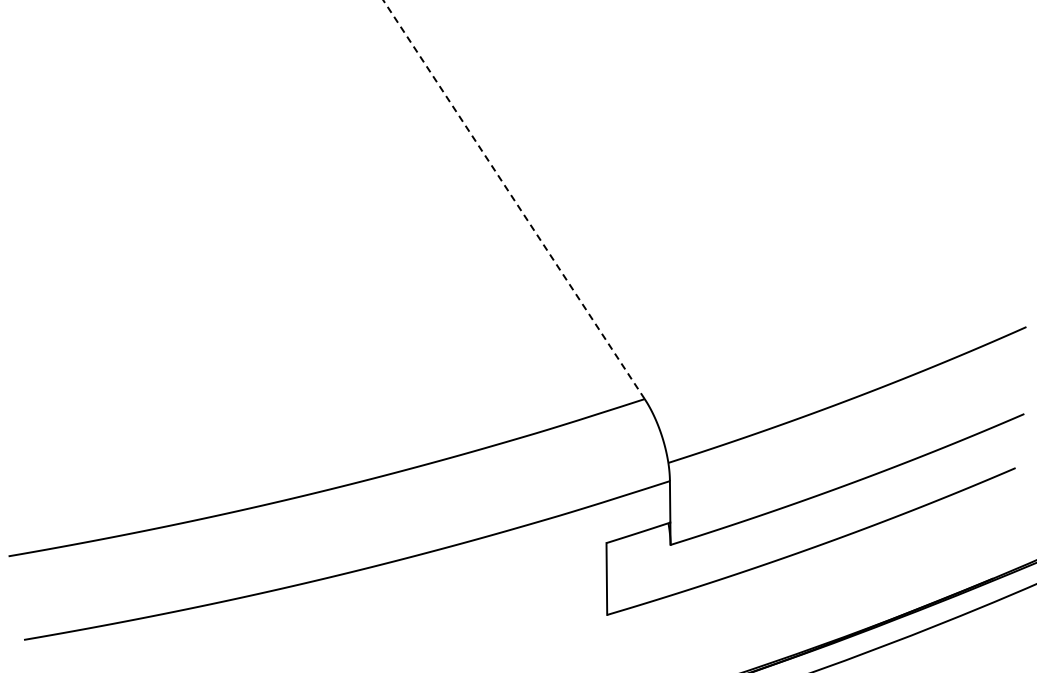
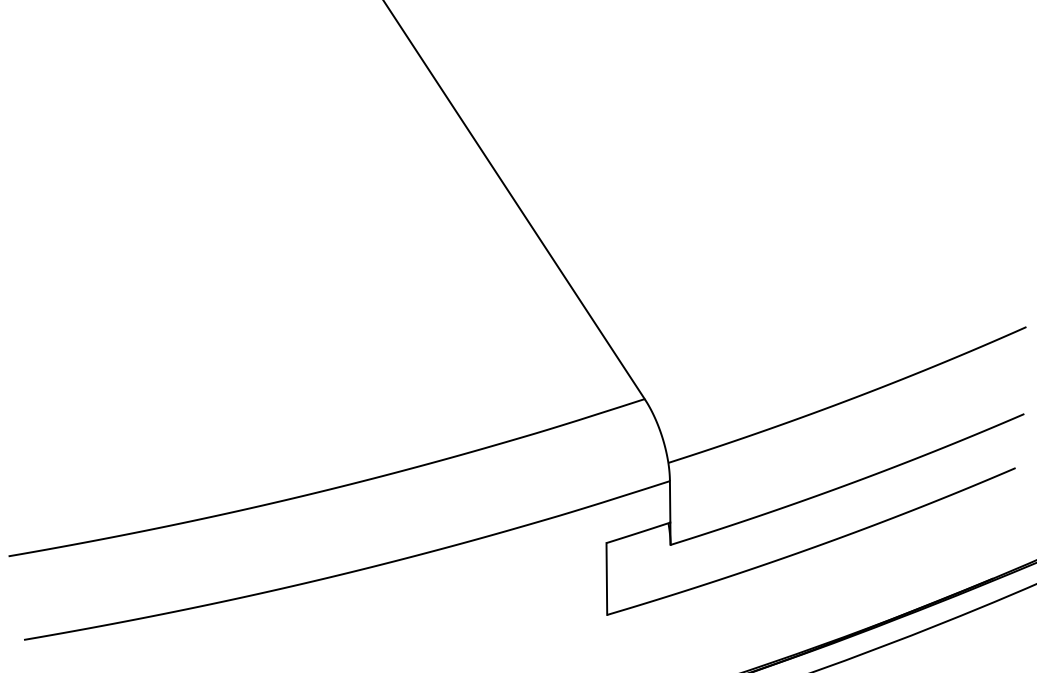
line: dashed -> solid (513, 199)
